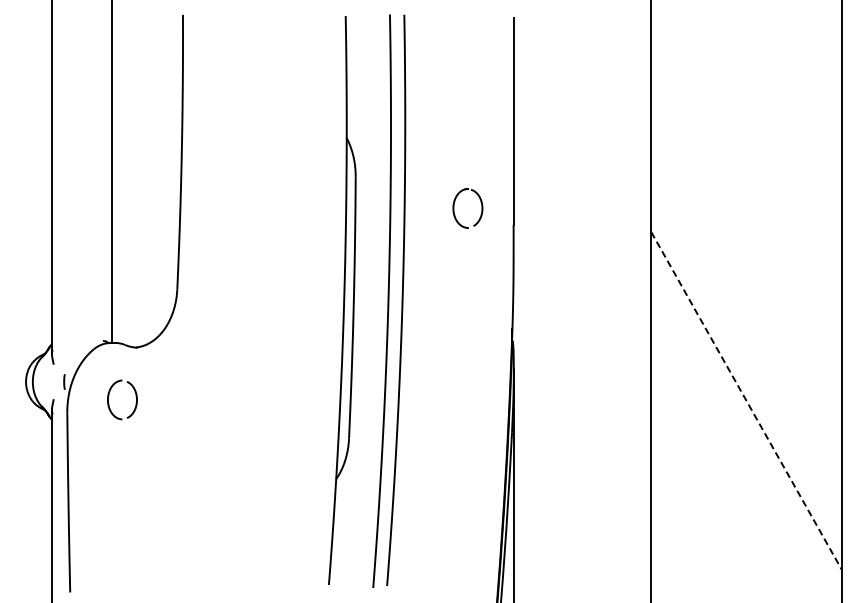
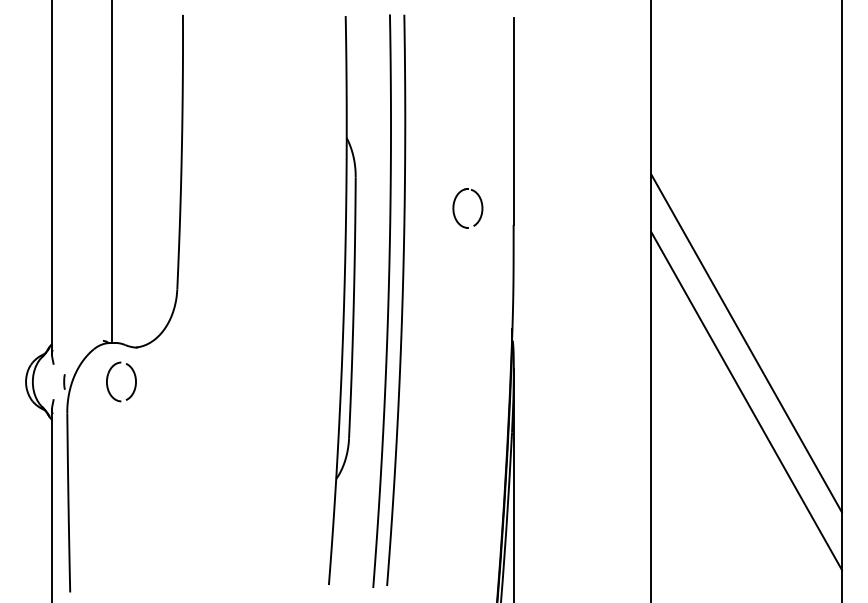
line: none -> present (746, 343)
part position: (109, 396) -> (108, 378) (108, 378)
line: dashed -> solid (746, 401)
